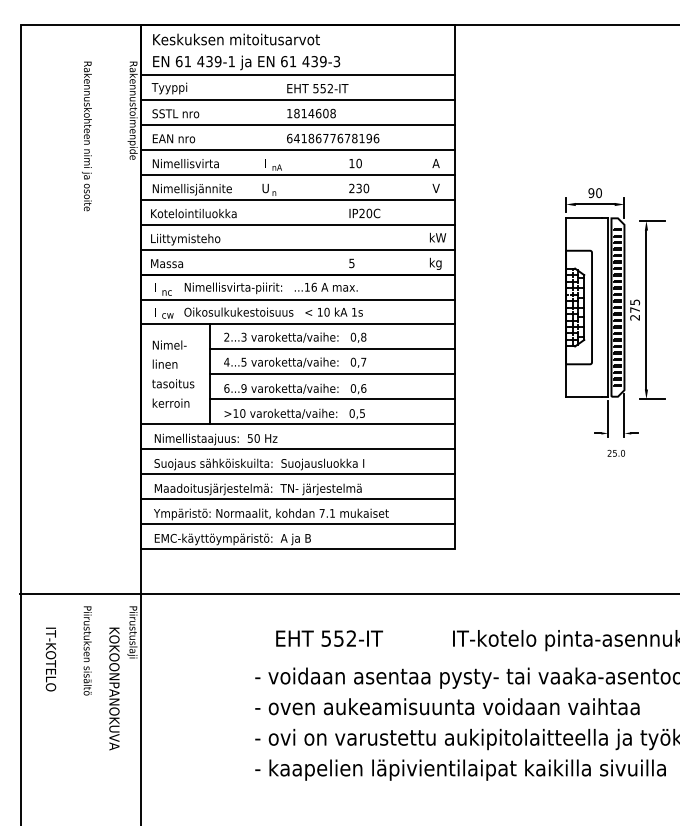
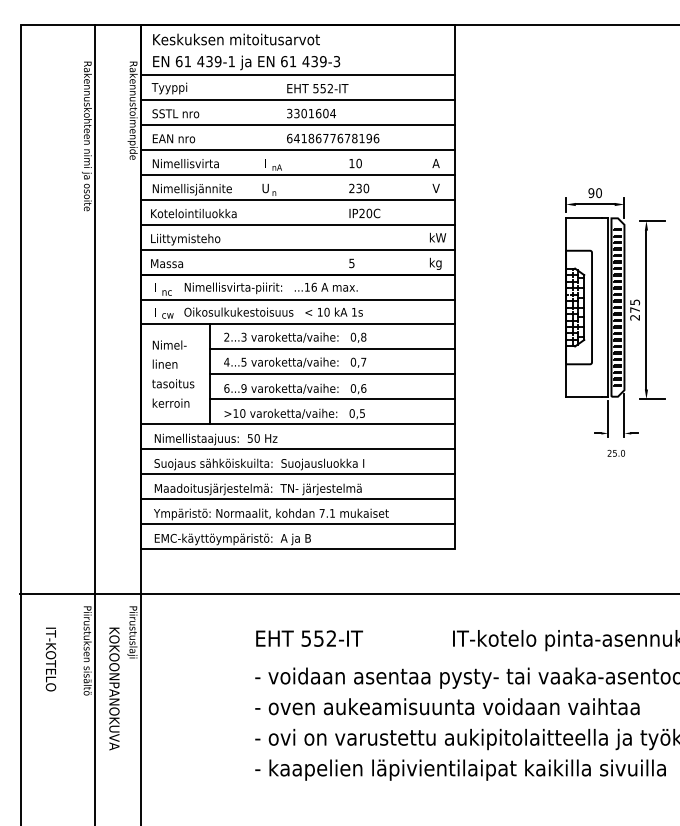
text: 1814608 -> 3301604 (311, 113)
line: none -> present (95, 423)
text position: (329, 638) -> (309, 638) (309, 638)
